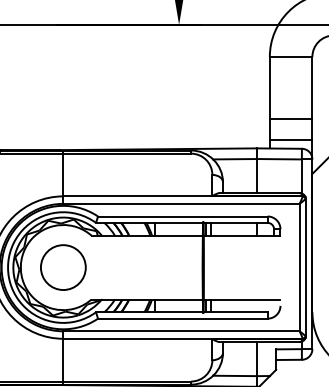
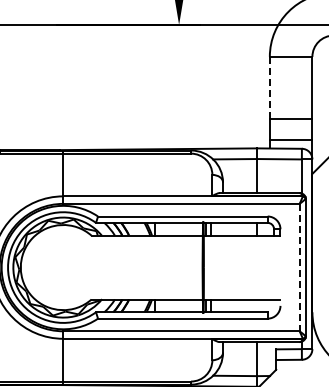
line: solid -> dashed (269, 87)
circle: present -> none (63, 267)
line: solid -> dashed (299, 267)
